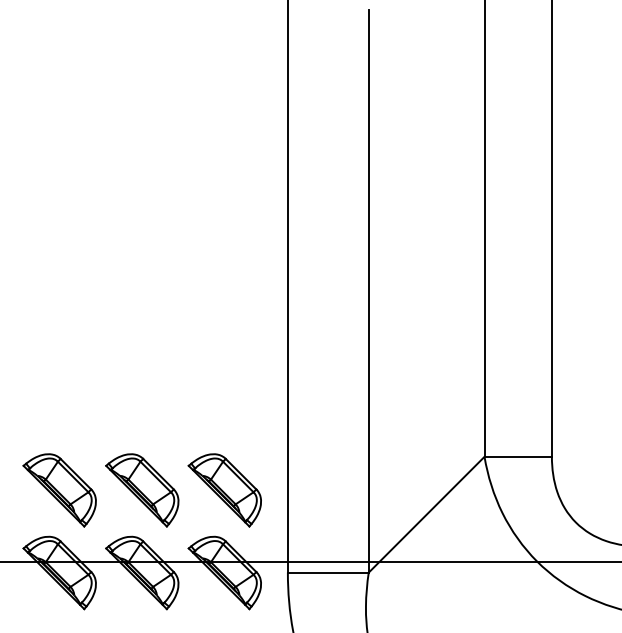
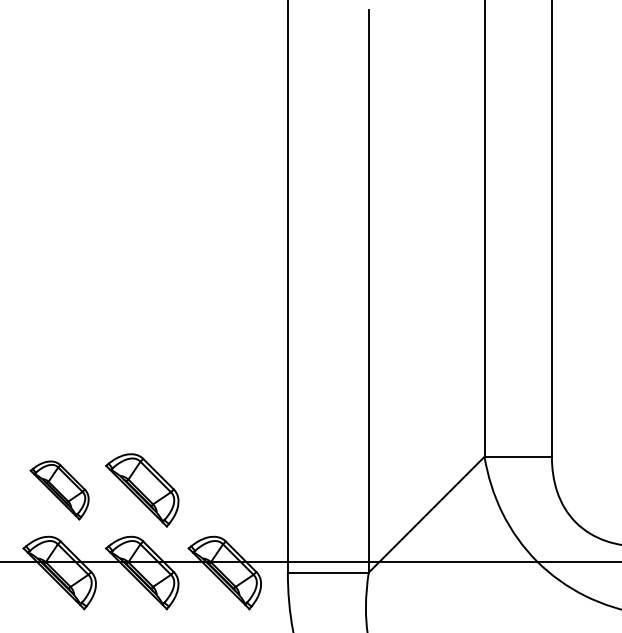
part size: 75x75 px -> 61x61 px (59, 490)
part: present -> none (224, 490)
